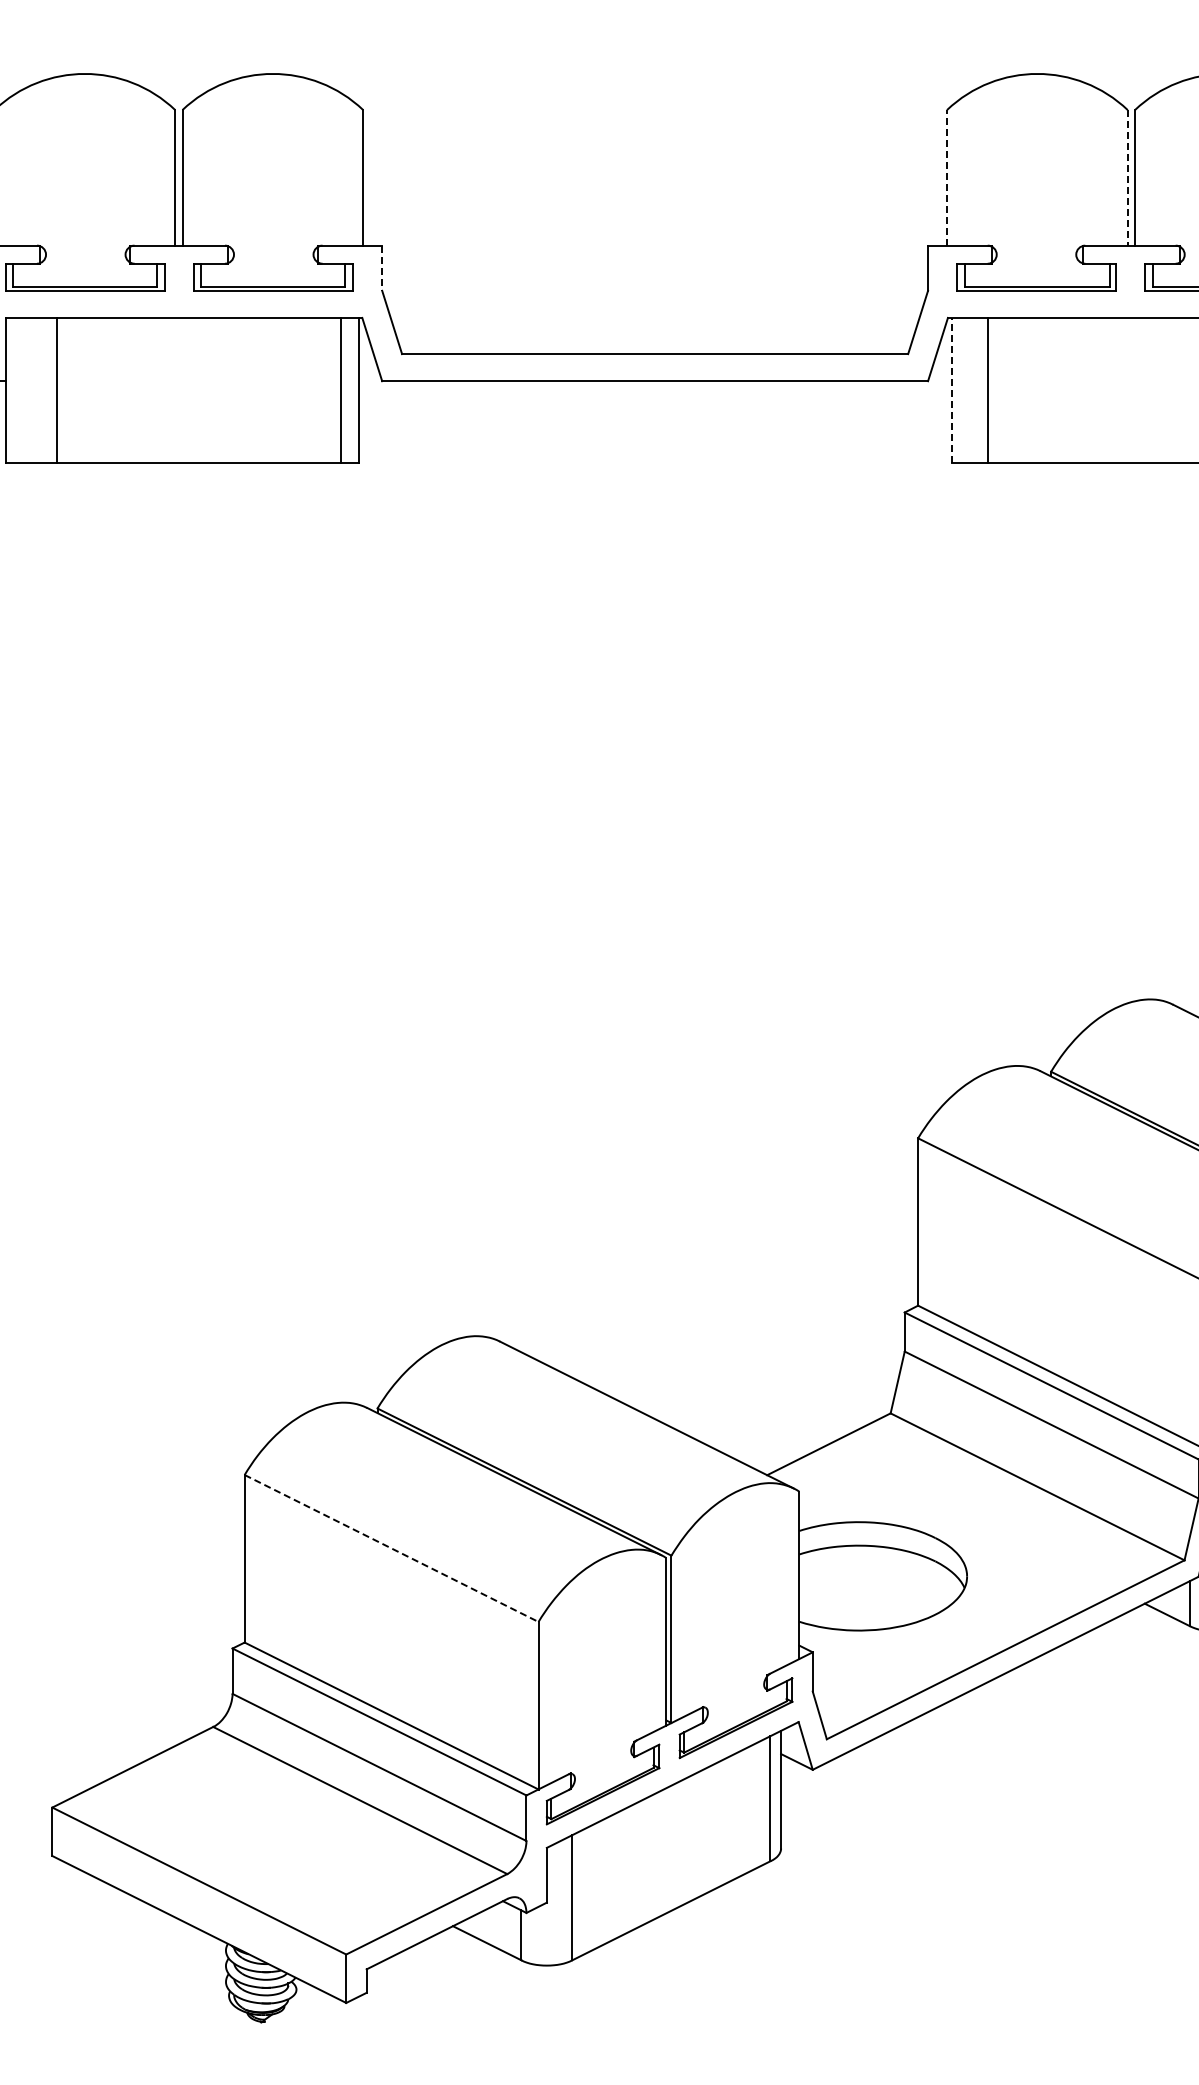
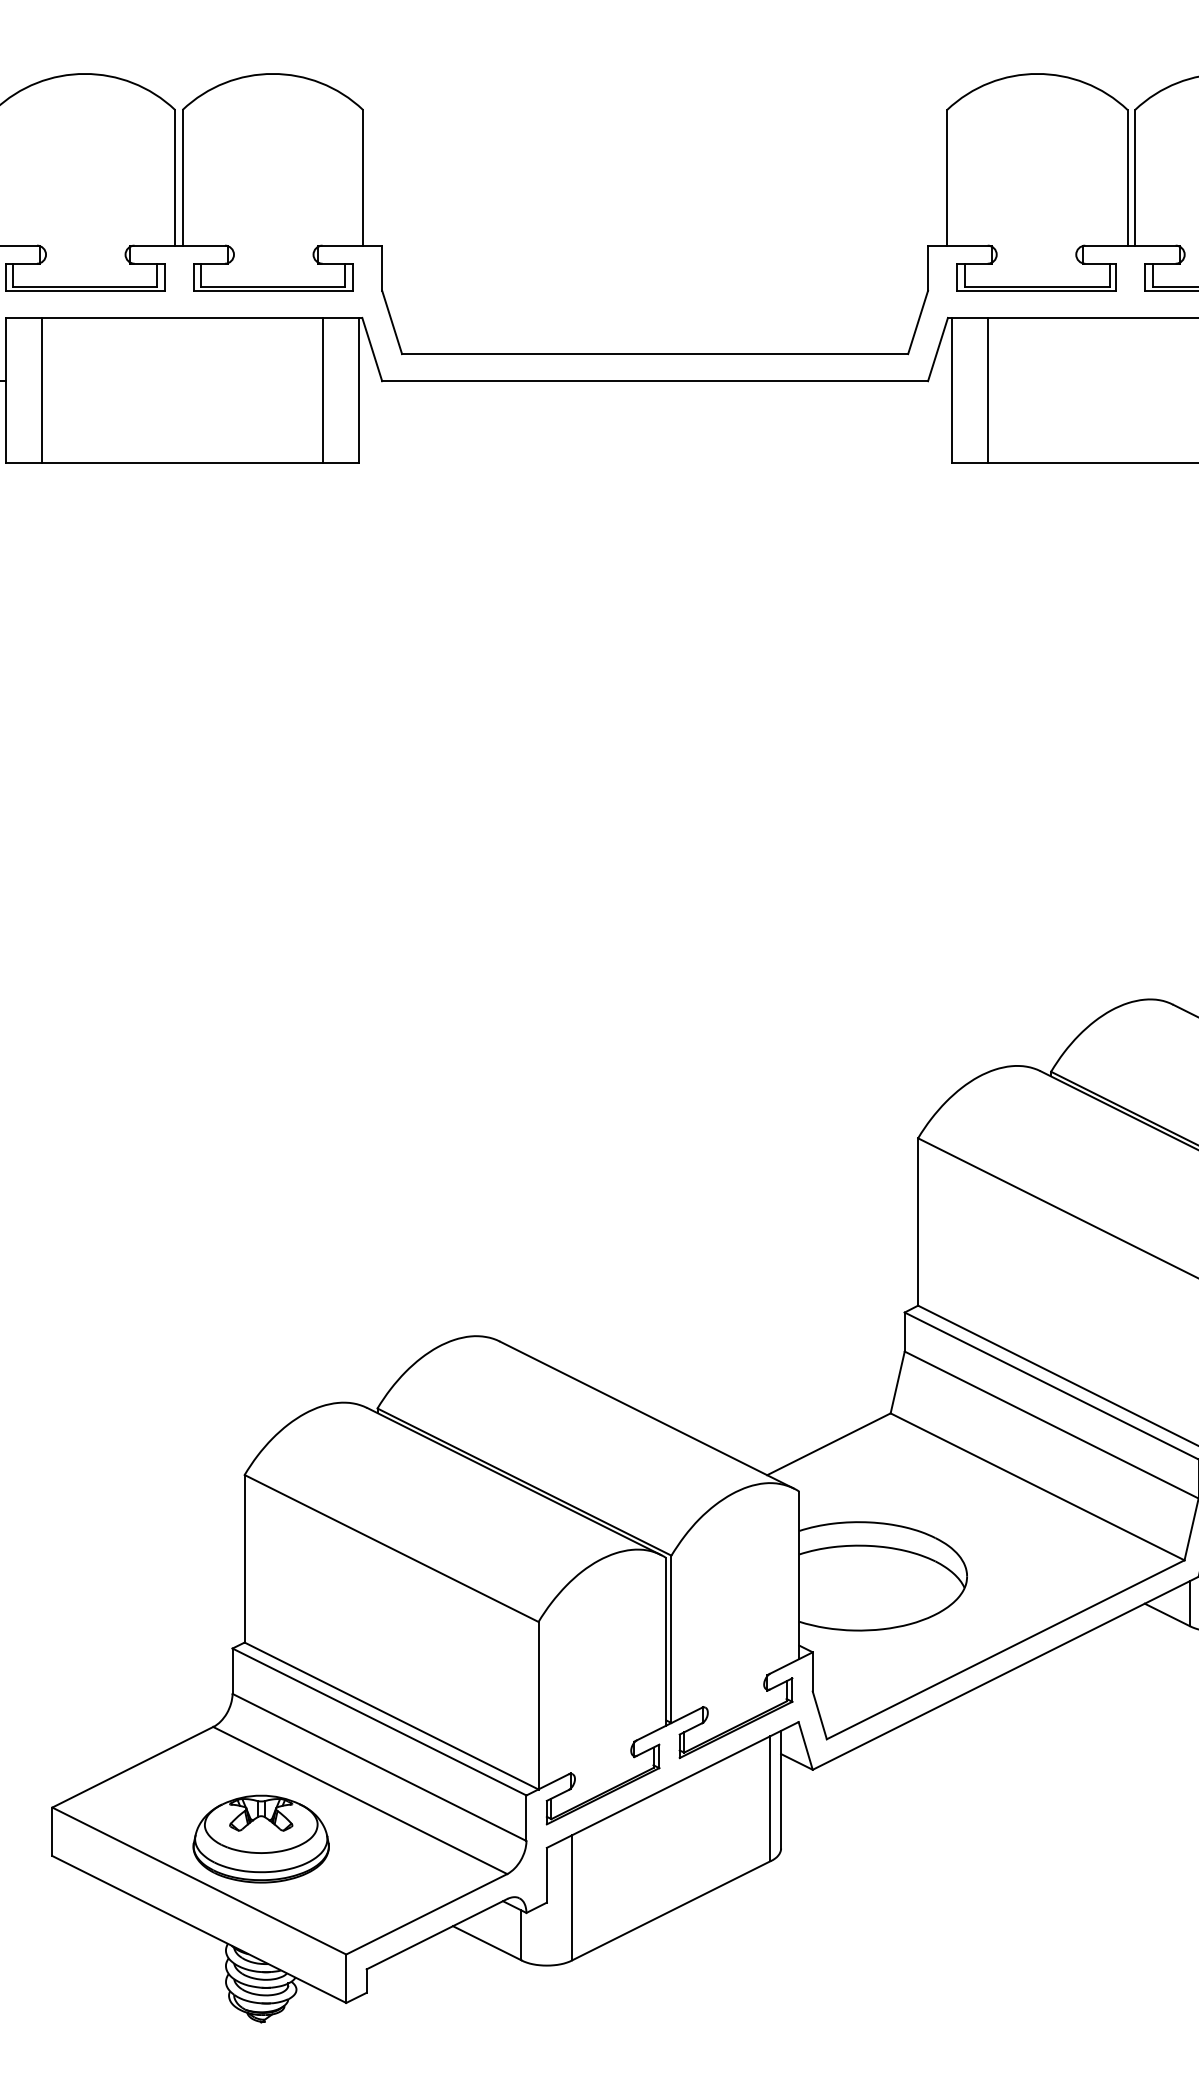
line: dashed -> solid (947, 177)
line: dashed -> solid (1127, 177)
line: dashed -> solid (382, 268)
line position: (57, 389) -> (42, 389) (42, 389)
line position: (340, 389) -> (322, 389) (322, 389)
line: dashed -> solid (951, 389)
line: dashed -> solid (392, 1548)
part: none -> present (260, 1838)
